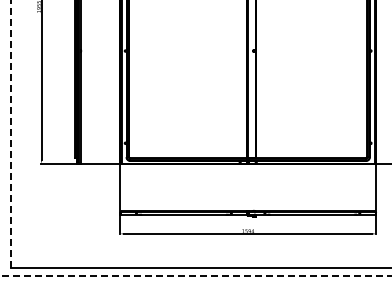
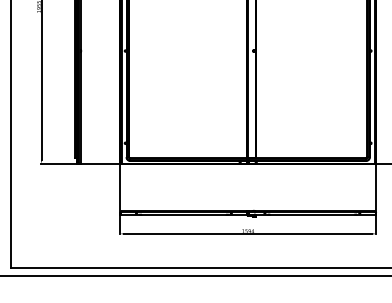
line: dashed -> solid (10, 134)
line: dashed -> solid (196, 275)
